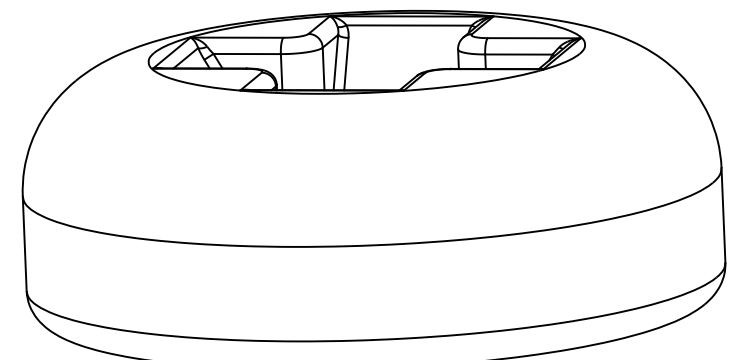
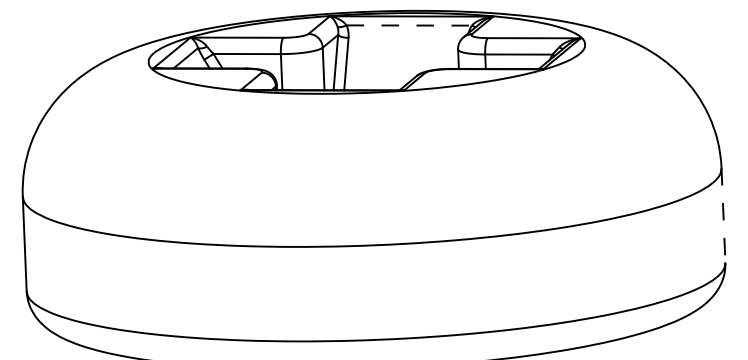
line: solid -> dashed (409, 25)
line: solid -> dashed (723, 215)
